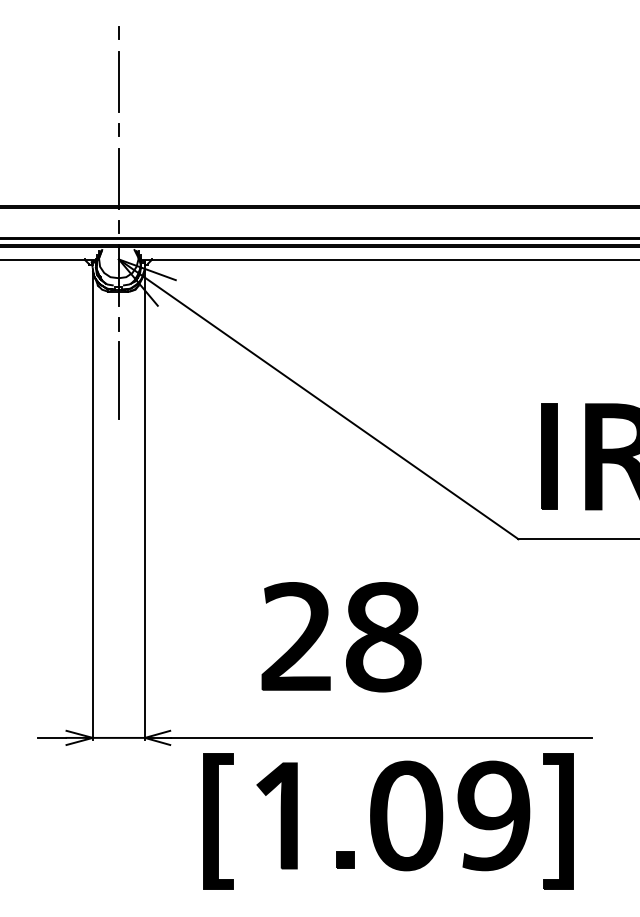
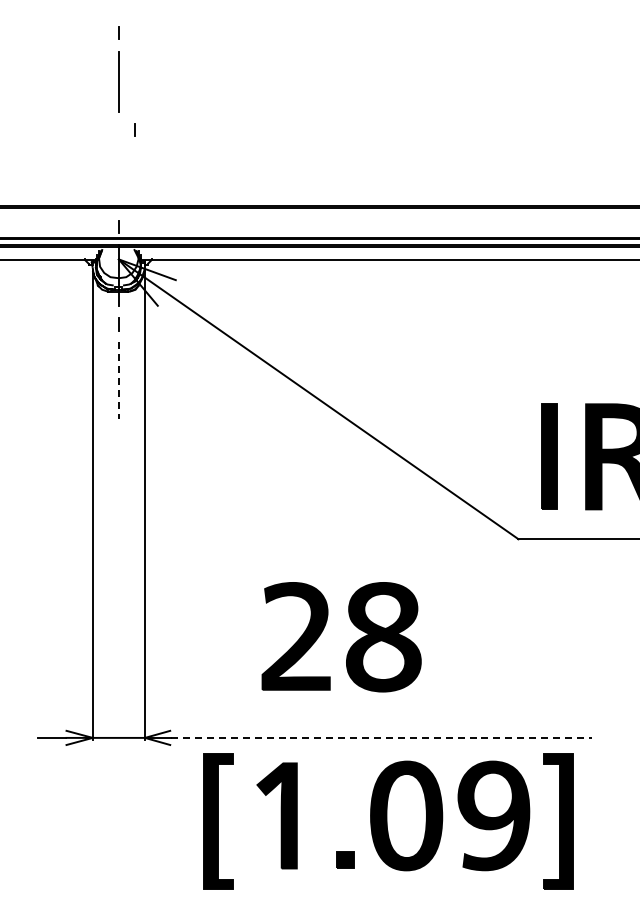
line position: (118, 129) -> (134, 129) (134, 129)
line: present -> none (118, 178)
line: solid -> dashed (118, 380)
line: solid -> dashed (381, 737)
